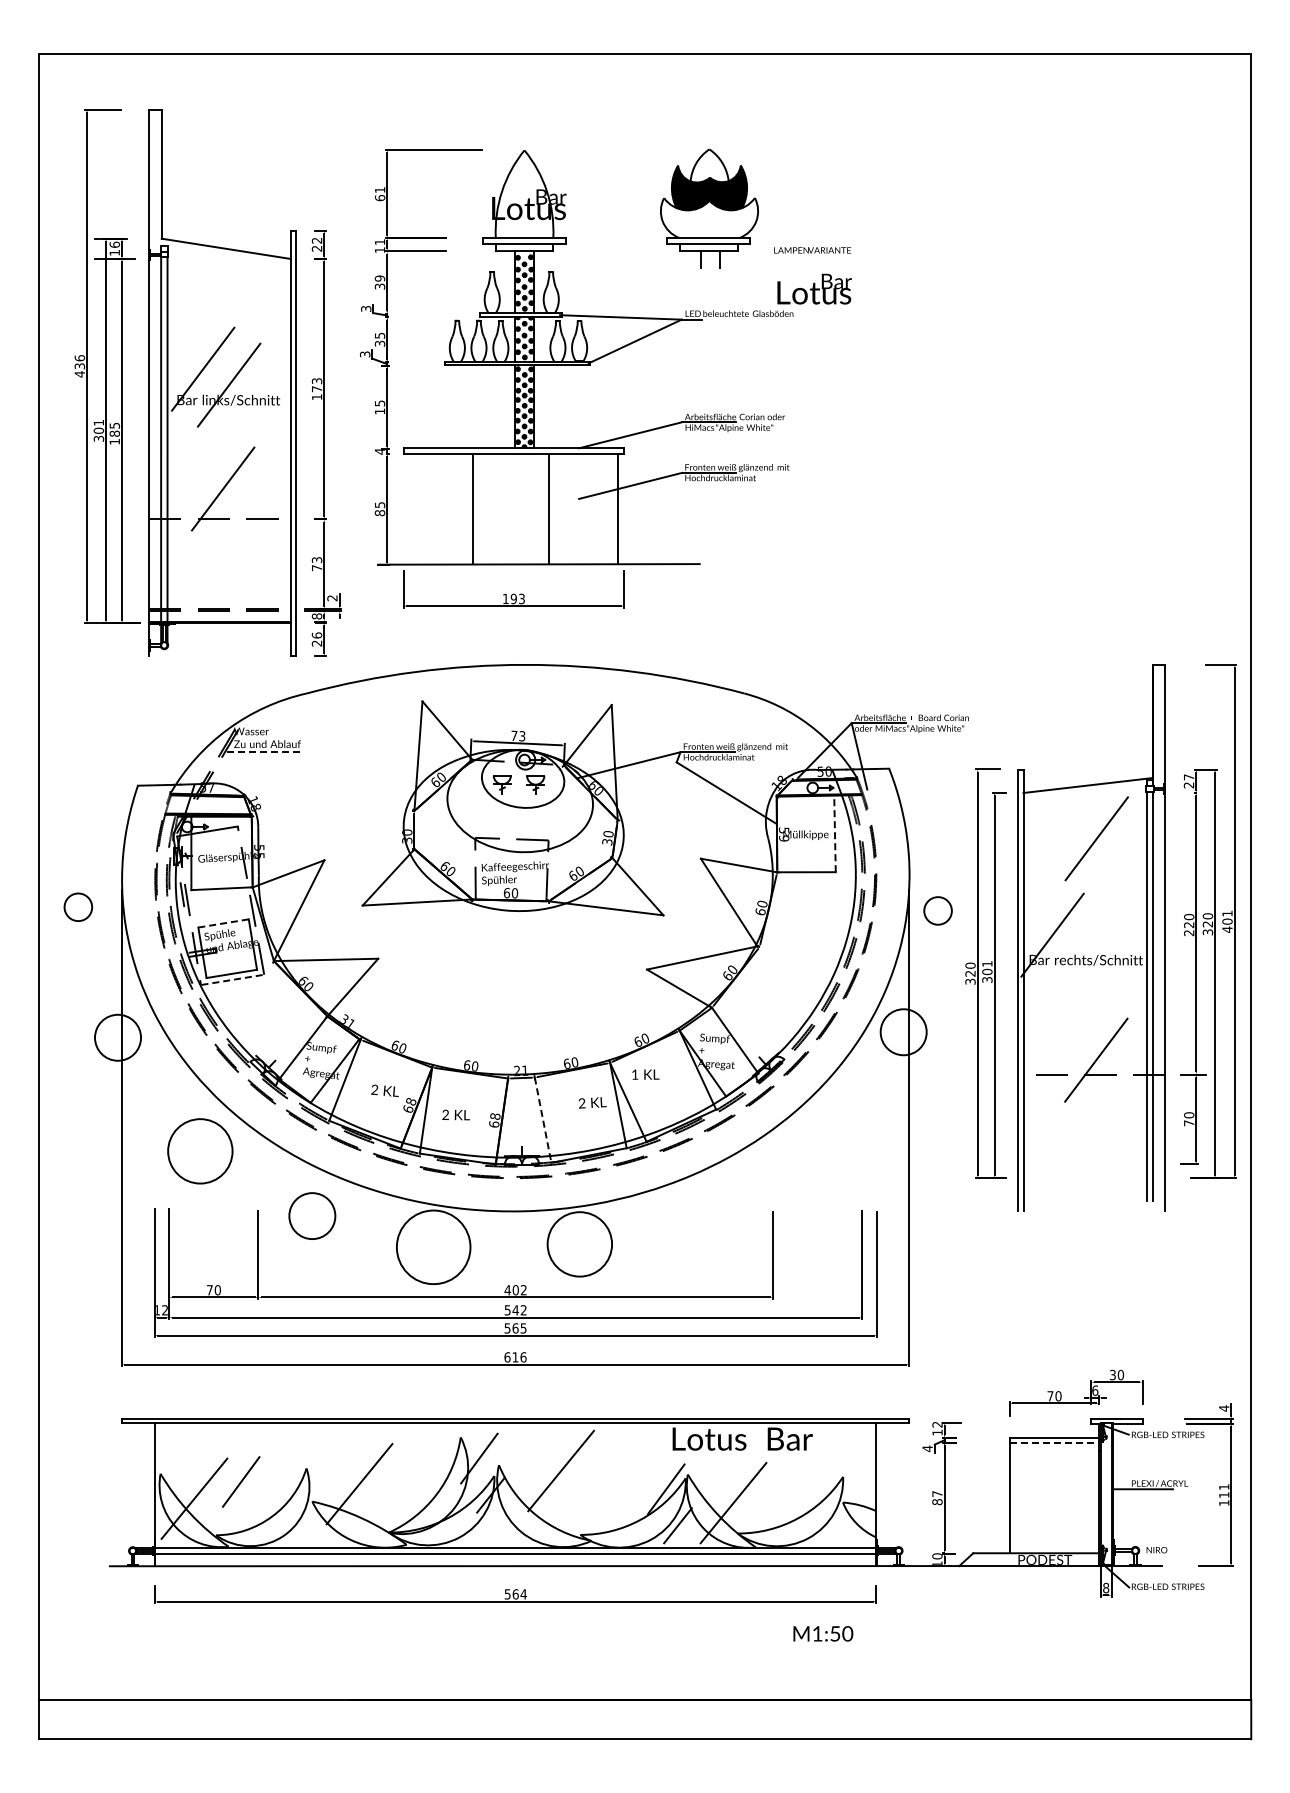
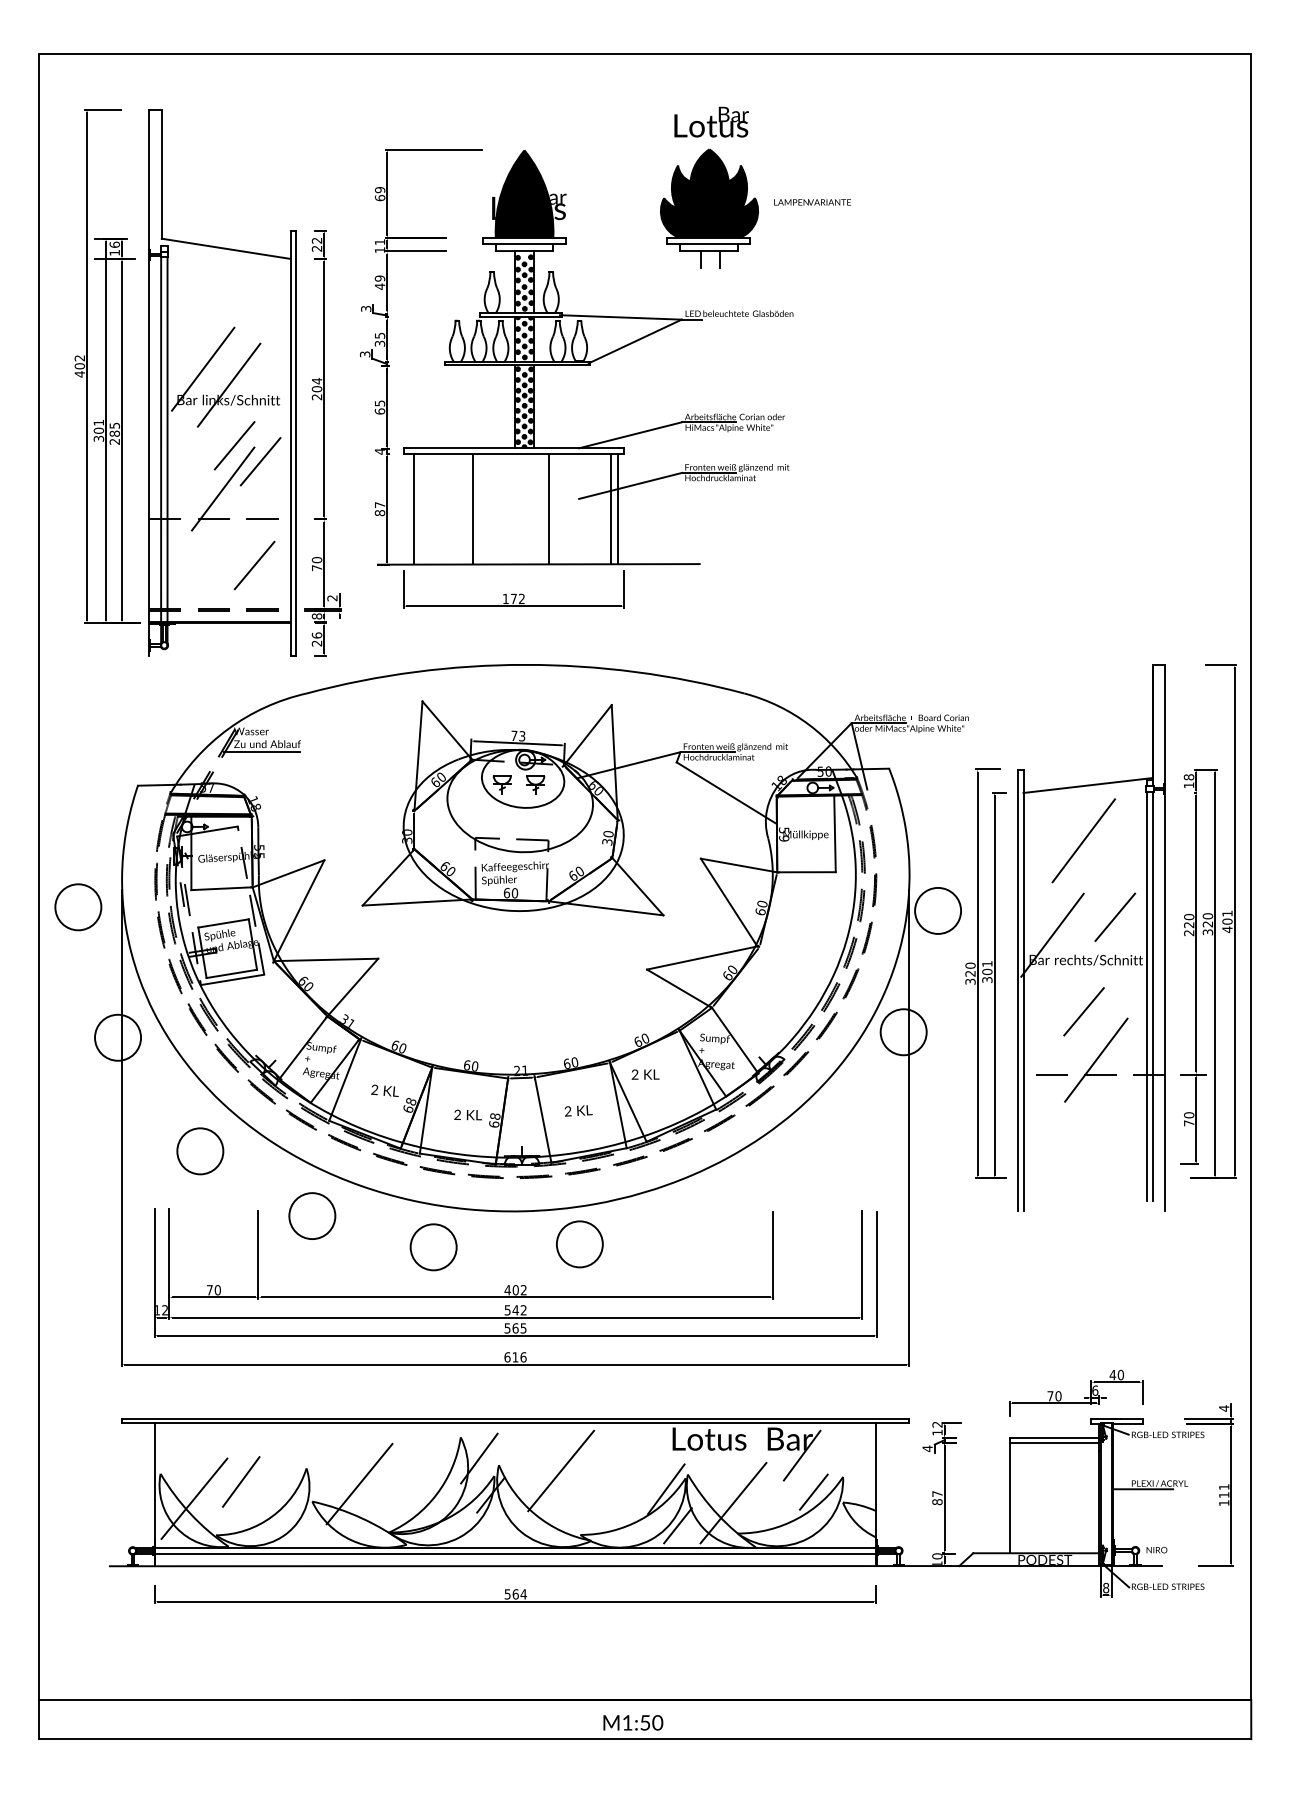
fill: none -> present (709, 165)
text: 61 -> 69 (379, 190)
fill: none -> present (524, 193)
fill: none -> present (709, 217)
text position: (812, 250) -> (812, 202) (812, 202)
text: 39 -> 49 (379, 286)
text position: (814, 288) -> (711, 121) (711, 121)
text: 436 -> 402 (79, 362)
text: 173 -> 204 (316, 388)
text: 15 -> 65 (379, 411)
text: 185 -> 285 (114, 441)
line: none -> present (234, 445)
line: none -> present (260, 461)
text: 85 -> 87 (380, 505)
line: none -> present (414, 508)
line: none -> present (611, 508)
text: 73 -> 70 (316, 560)
line: none -> present (254, 565)
text: 193 -> 172 (517, 598)
line: dashed -> solid (261, 751)
text: 27 -> 18 (1188, 781)
line: dashed -> solid (834, 833)
line position: (1096, 838) -> (1083, 840) (1083, 840)
circle diameter: 28 px -> 46 px (78, 907)
circle diameter: 28 px -> 46 px (938, 910)
line: none -> present (1115, 916)
line: dashed -> solid (223, 923)
line: dashed -> solid (232, 979)
line: none -> present (1083, 1011)
text: 1 -> 2 (634, 1074)
text position: (592, 1102) -> (578, 1110) (578, 1110)
text position: (455, 1114) -> (467, 1114) (467, 1114)
line: dashed -> solid (543, 1120)
circle diameter: 64 px -> 46 px (200, 1151)
circle diameter: 64 px -> 46 px (579, 1244)
circle diameter: 74 px -> 46 px (433, 1247)
text: 30 -> 40 (1112, 1374)
line: dashed -> solid (1054, 1442)
line: none -> present (801, 1455)
line: none -> present (813, 1491)
text position: (823, 1633) -> (633, 1722) (633, 1722)
